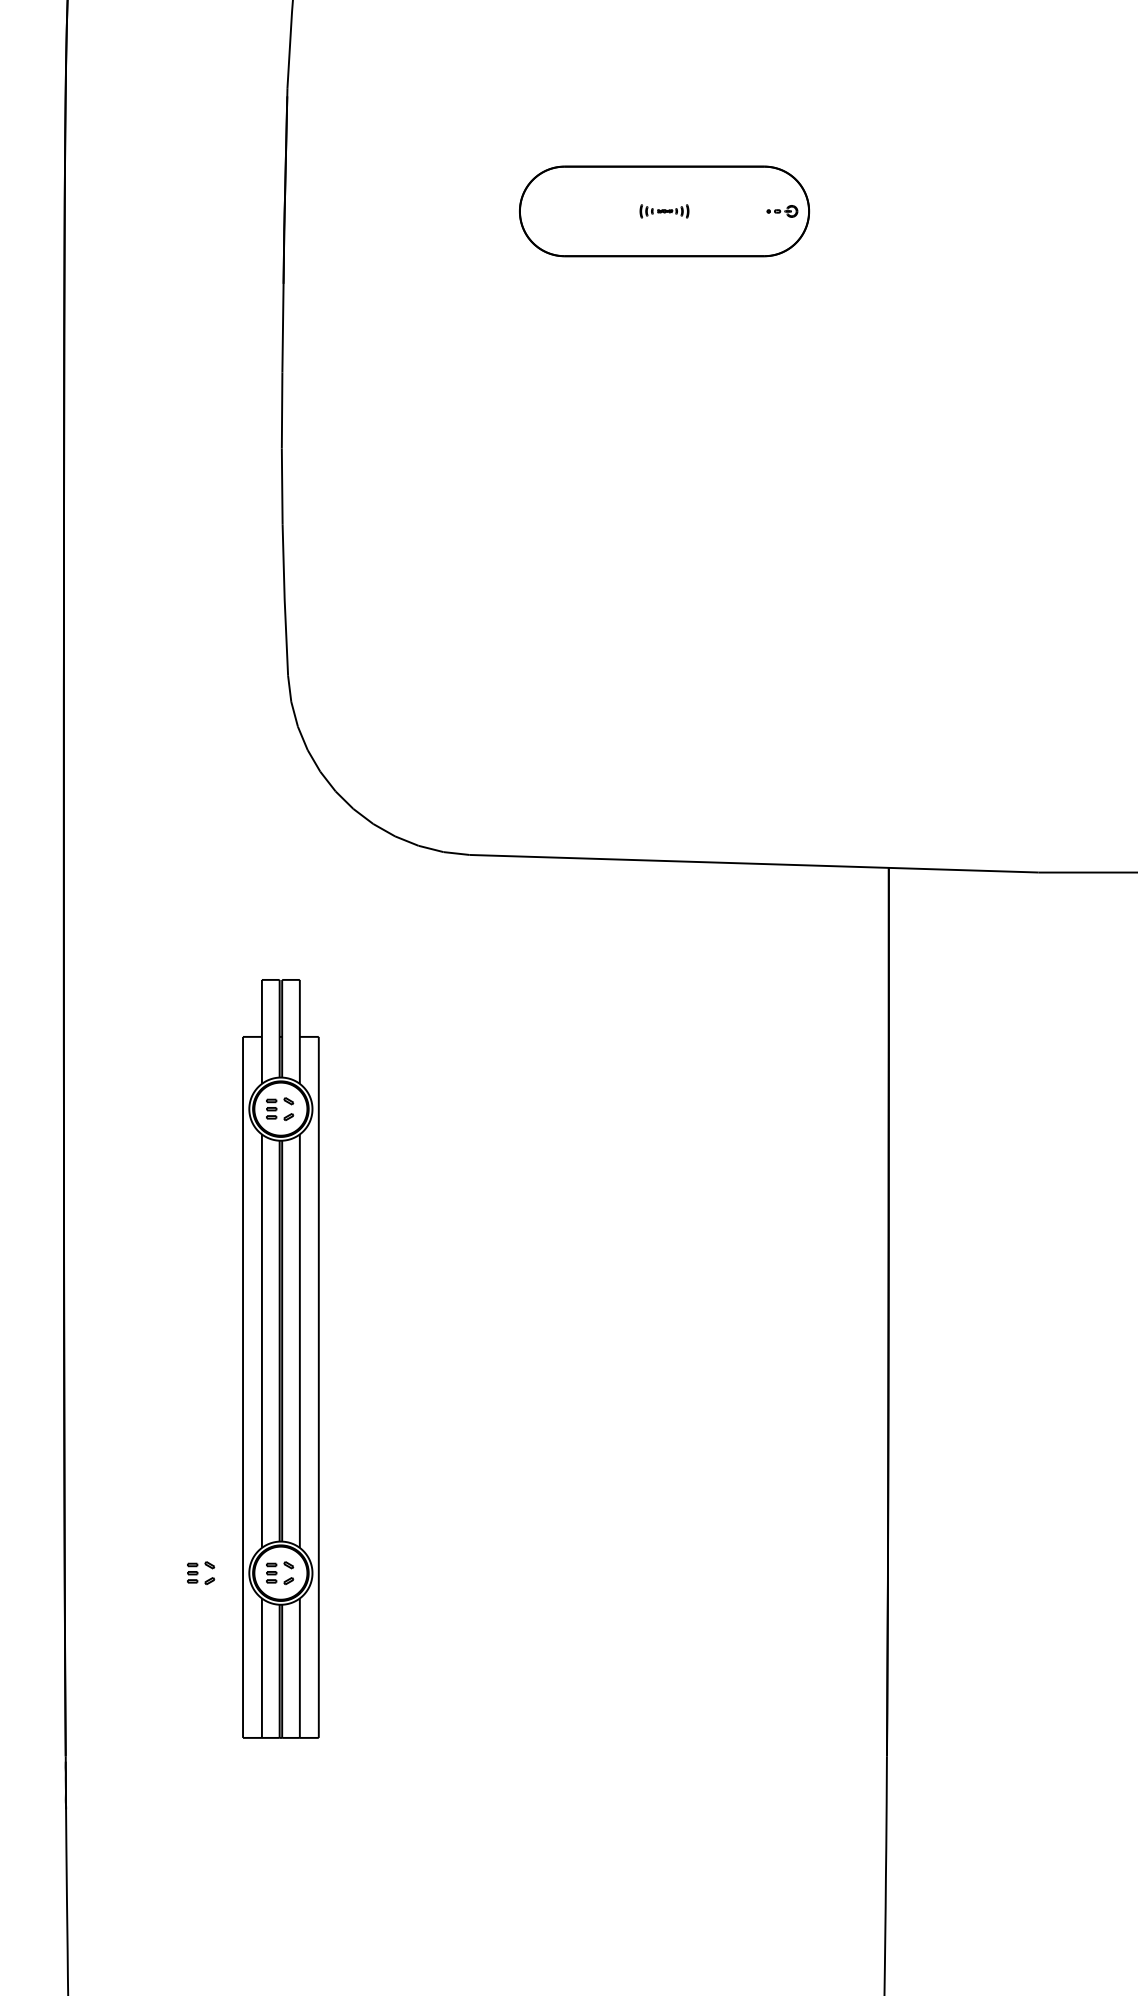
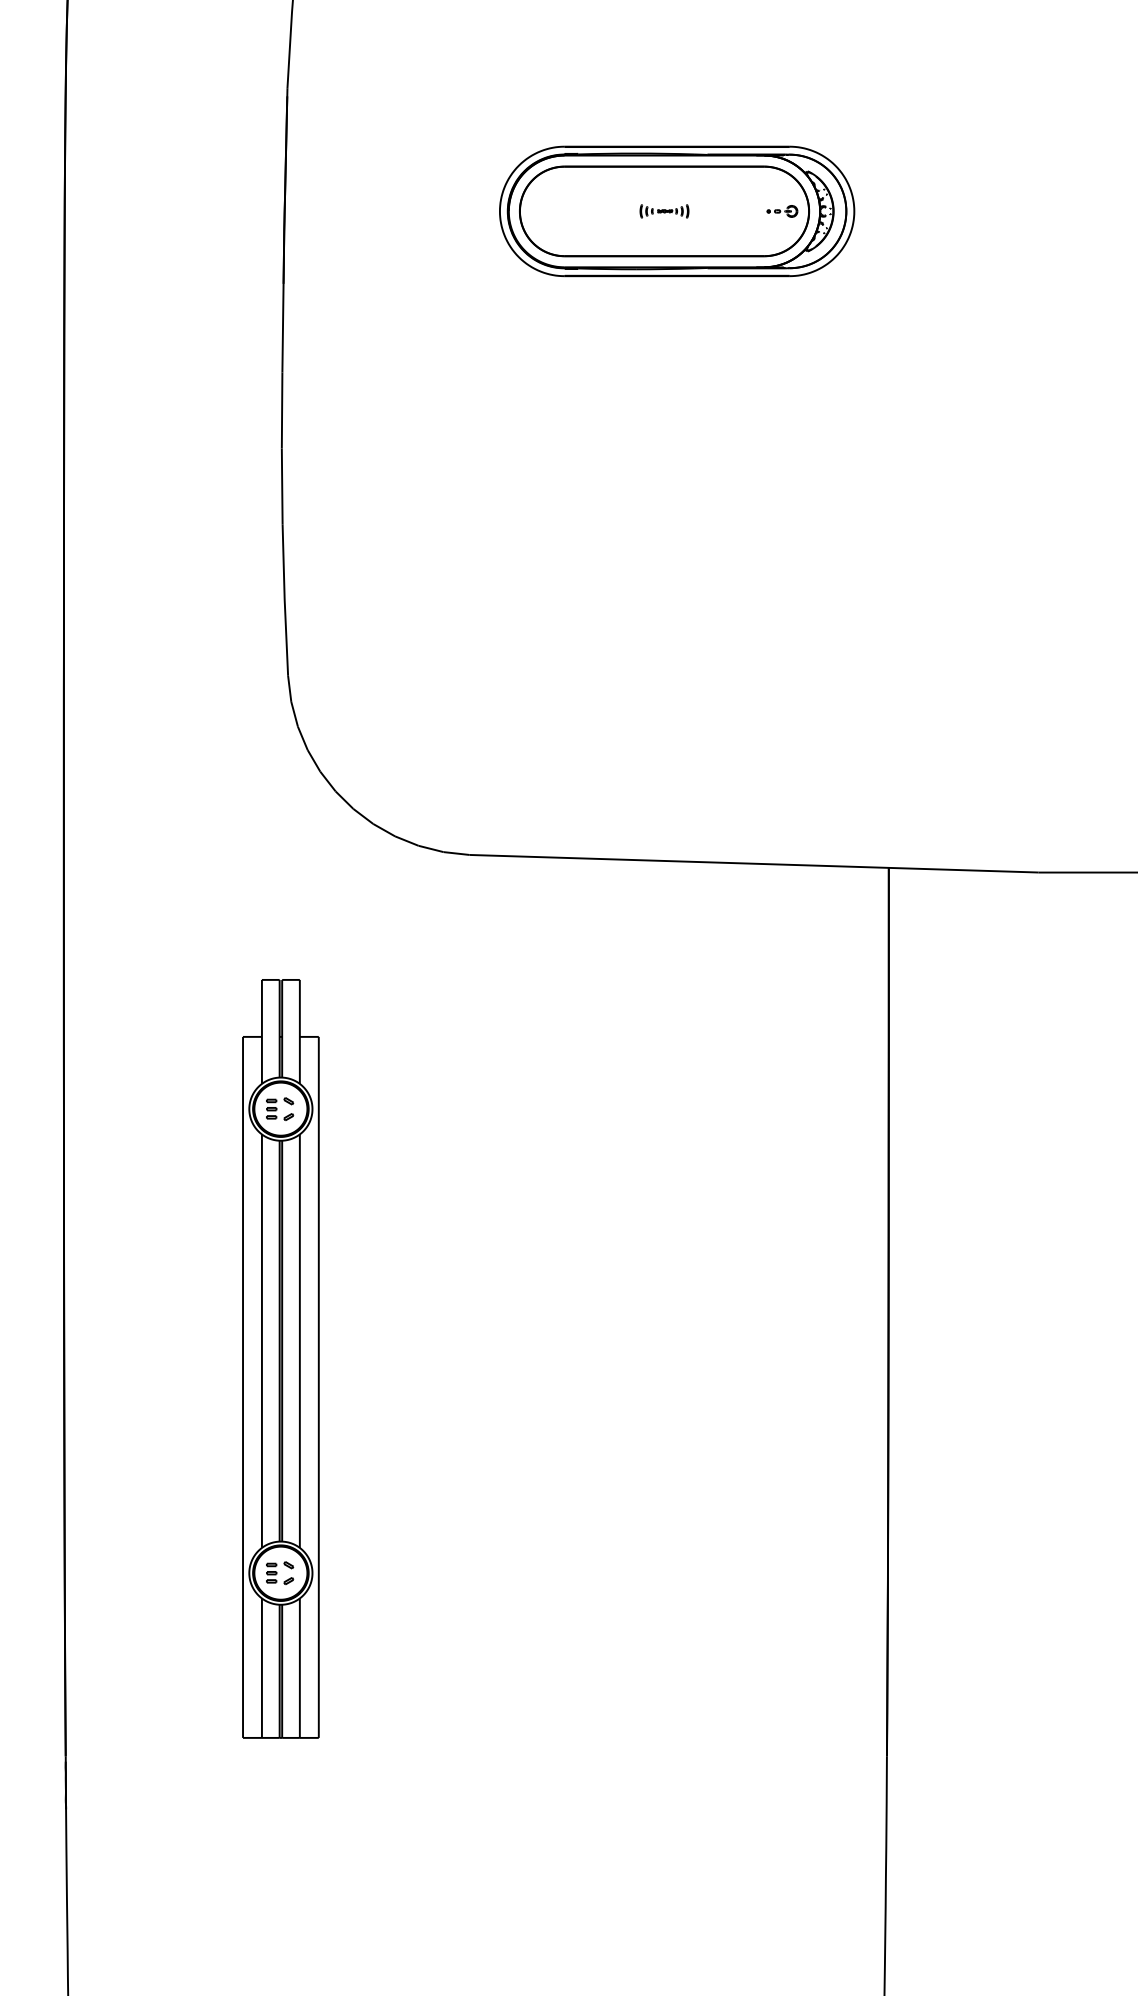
part: none -> present (677, 211)
part: present -> none (201, 1572)
